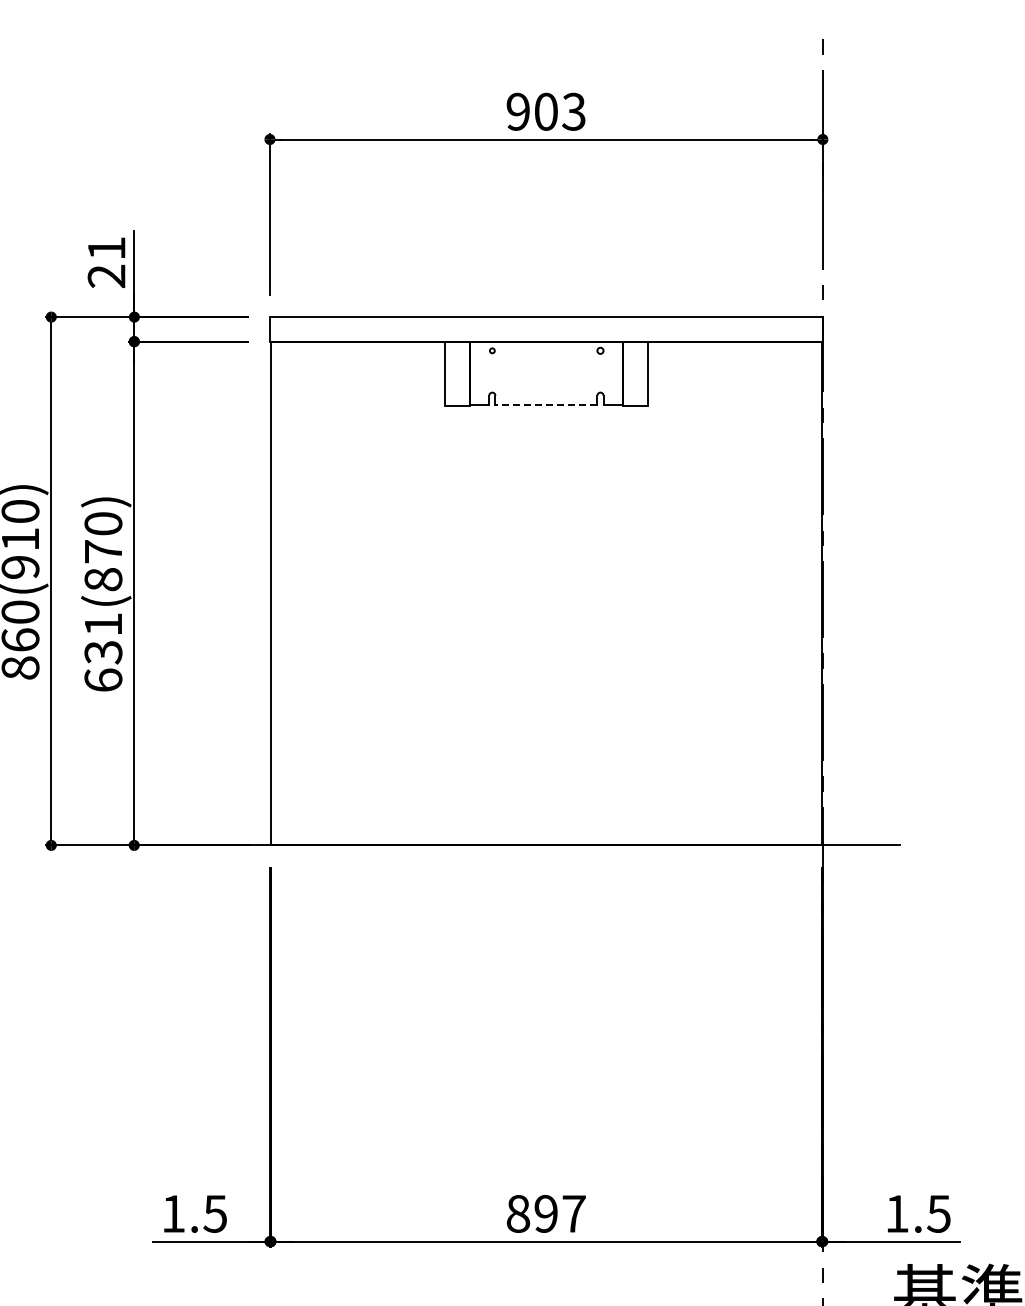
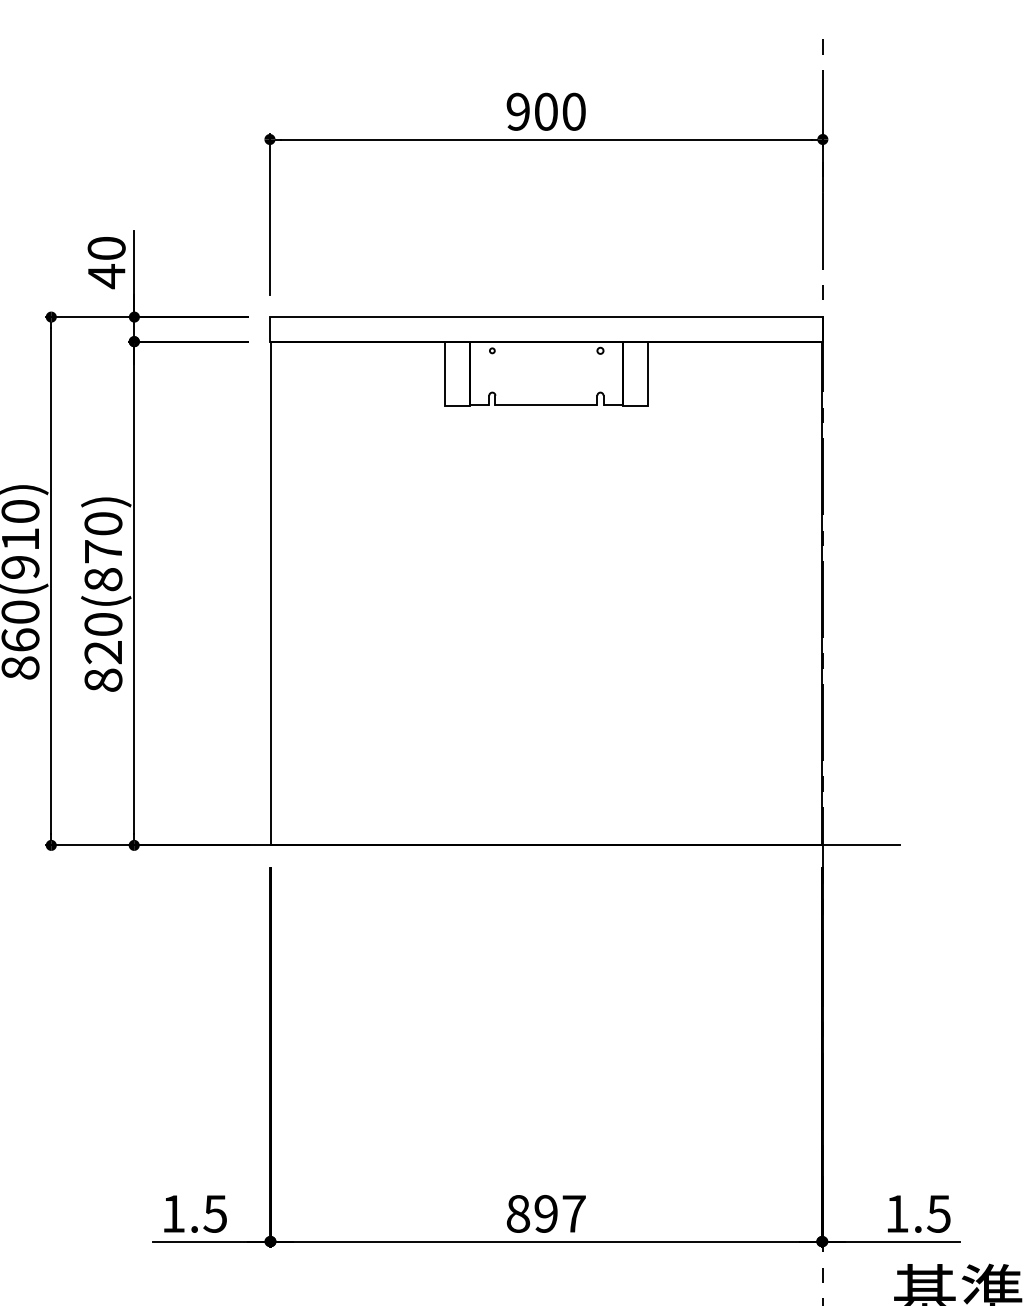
text: 903 -> 900 (573, 111)
text: 21 -> 40 (106, 263)
line: dashed -> solid (546, 404)
text: 631(870) -> 820(870) (103, 652)
